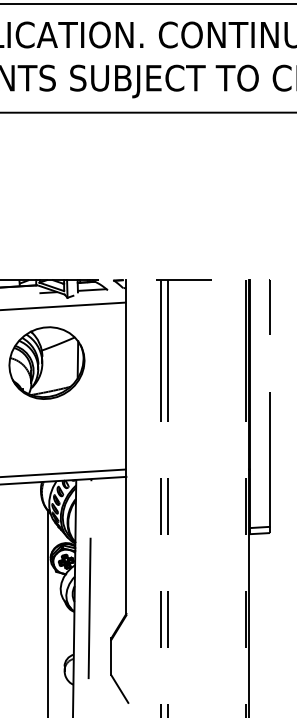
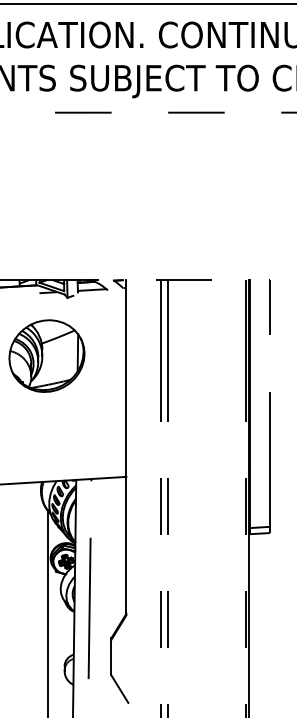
line: solid -> dashed (148, 112)
line: present -> none (64, 306)
part position: (46, 362) -> (46, 355) (46, 355)
line: present -> none (64, 473)
